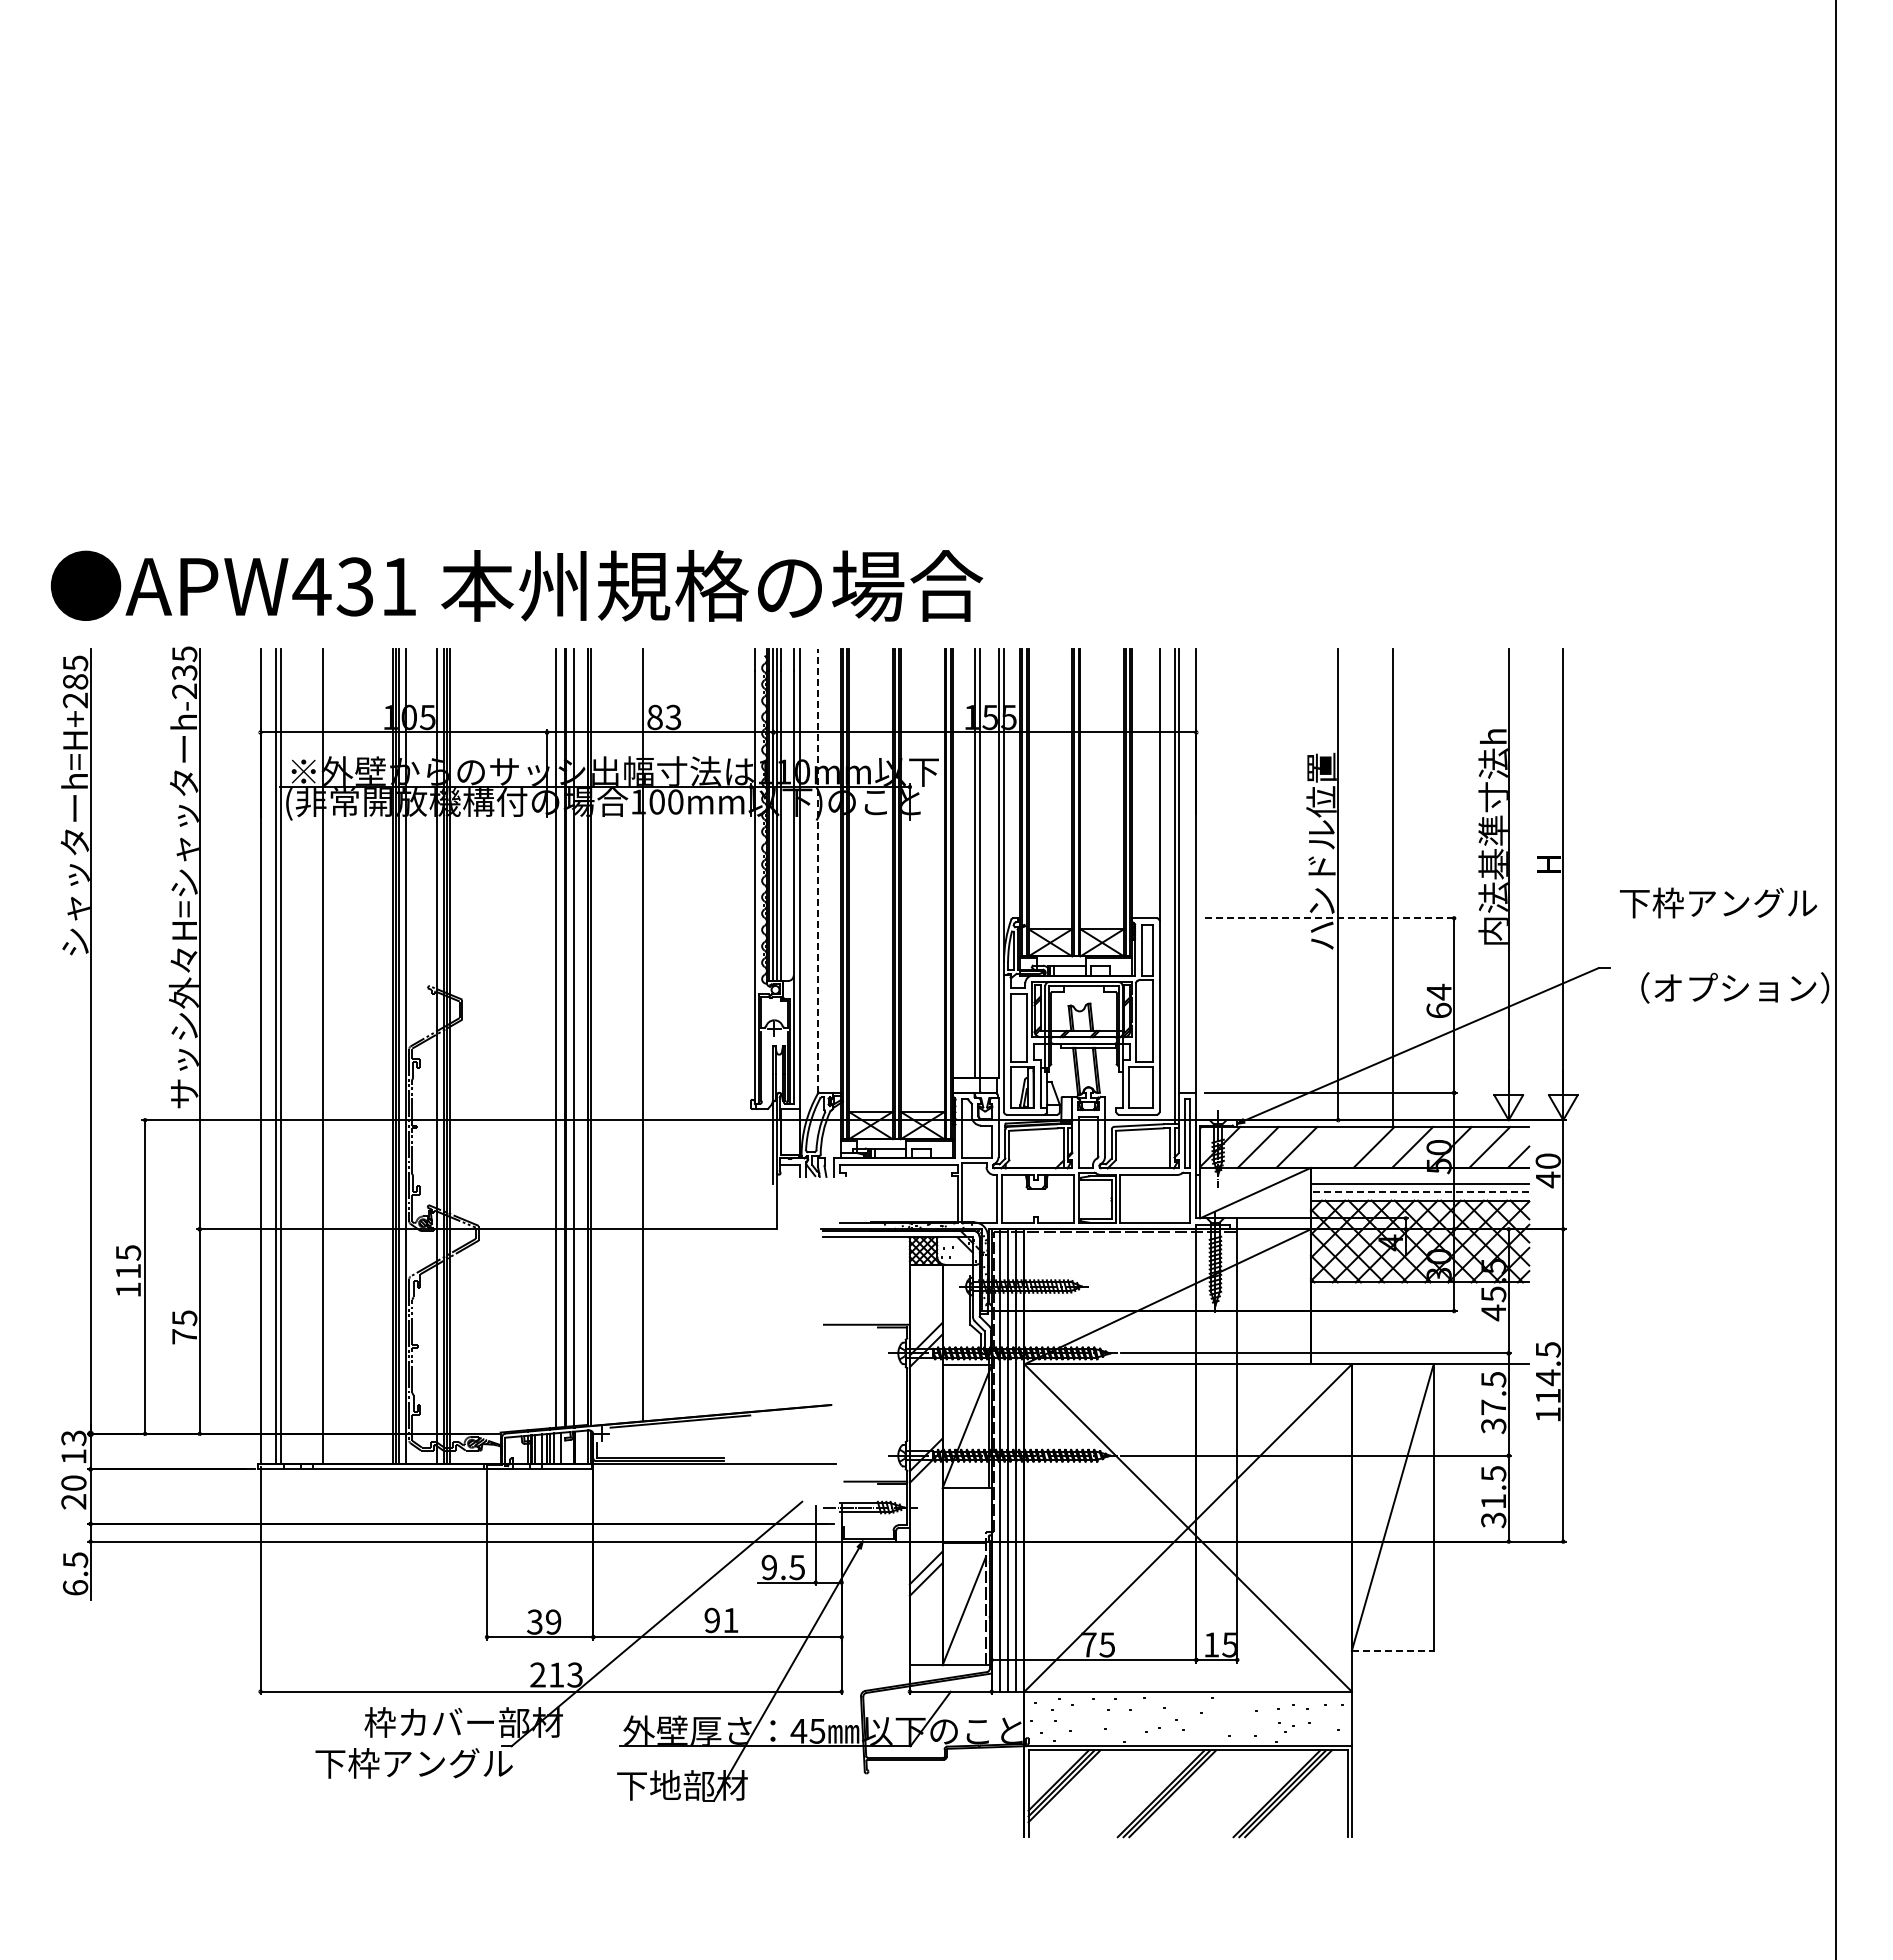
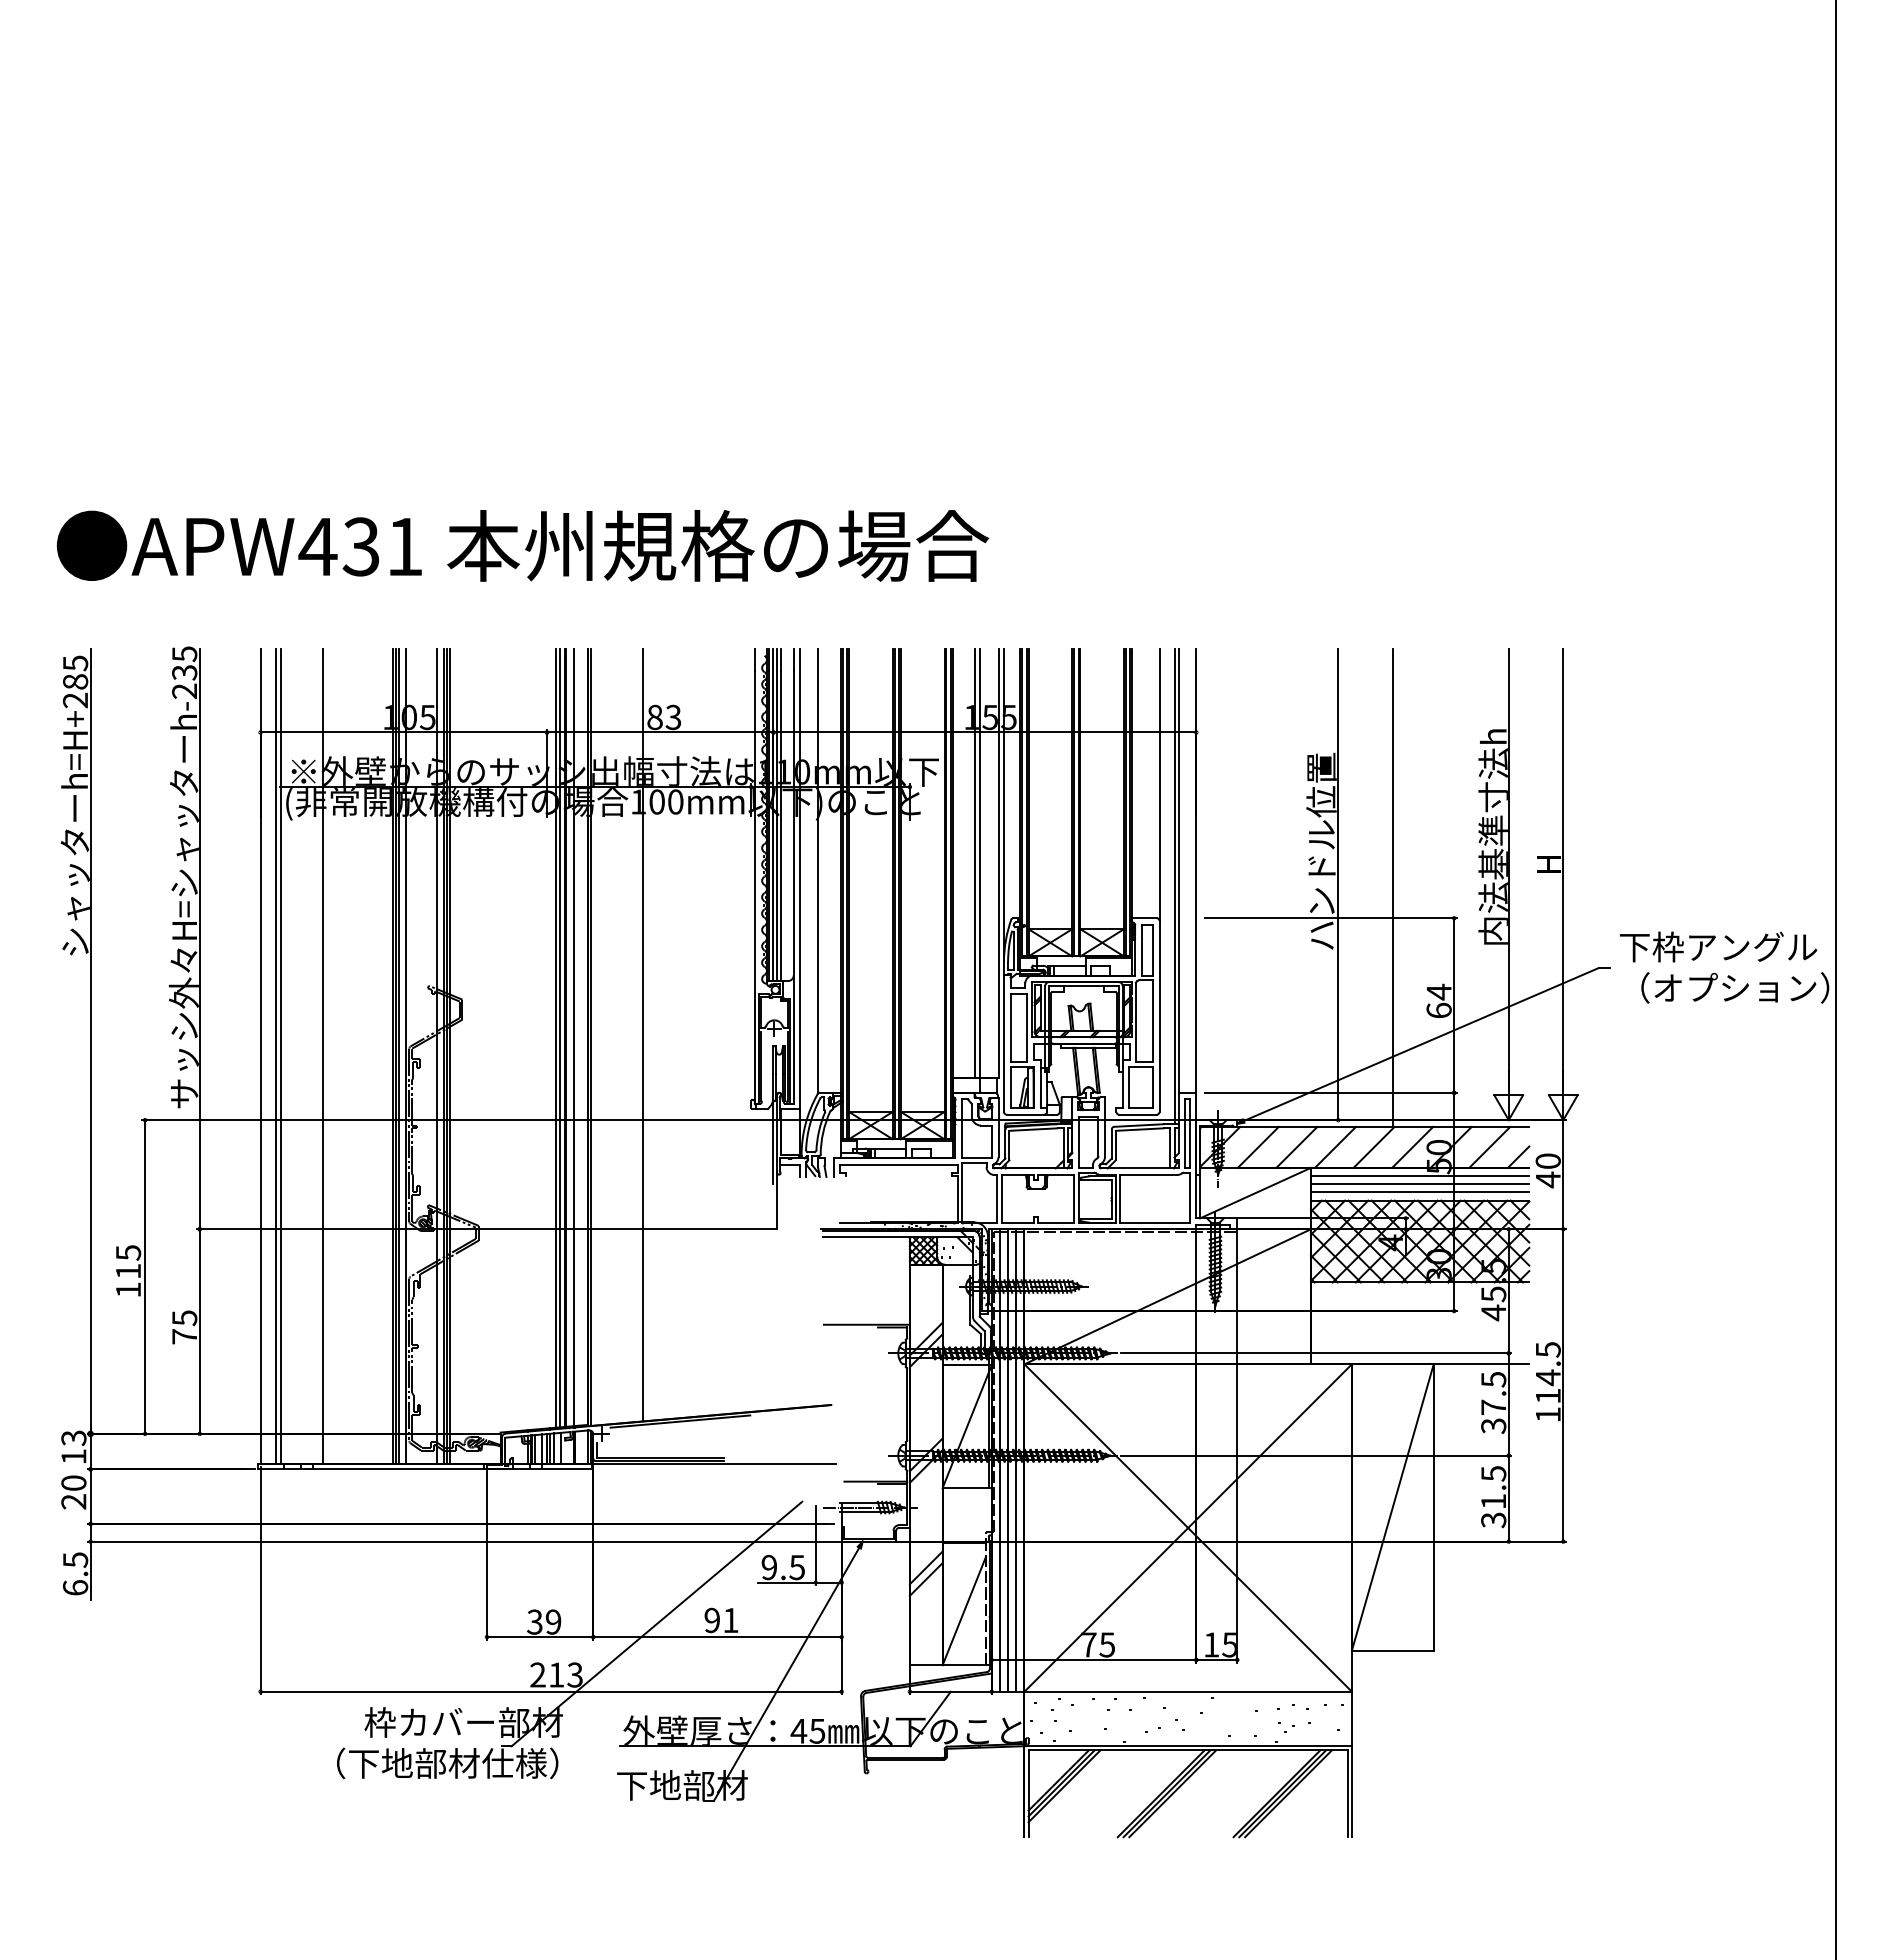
text position: (516, 585) -> (522, 545) (522, 545)
line: dashed -> solid (817, 870)
text position: (1718, 902) -> (1718, 946) (1718, 946)
line: dashed -> solid (1331, 918)
line: none -> present (560, 1037)
line: none -> present (1334, 1146)
line: none -> present (1419, 1176)
line: dashed -> solid (1419, 1192)
line: dashed -> solid (1392, 1650)
text: 下枠アングル -> （下地部材仕様） (436, 1763)
